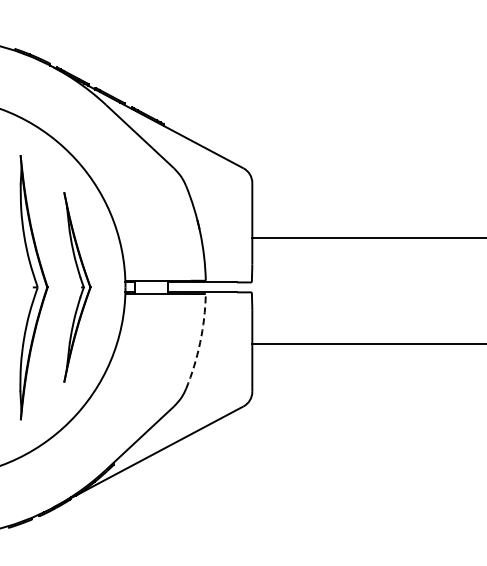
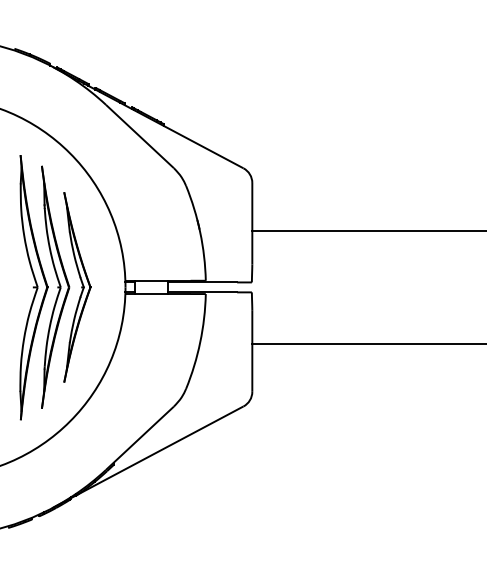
line position: (367, 238) -> (367, 231) (367, 231)
part: none -> present (55, 286)
arc: dashed -> solid (200, 342)
